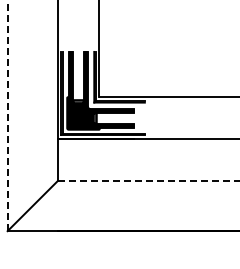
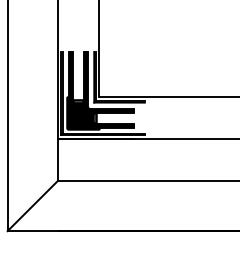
line: dashed -> solid (7, 115)
line: dashed -> solid (148, 181)
